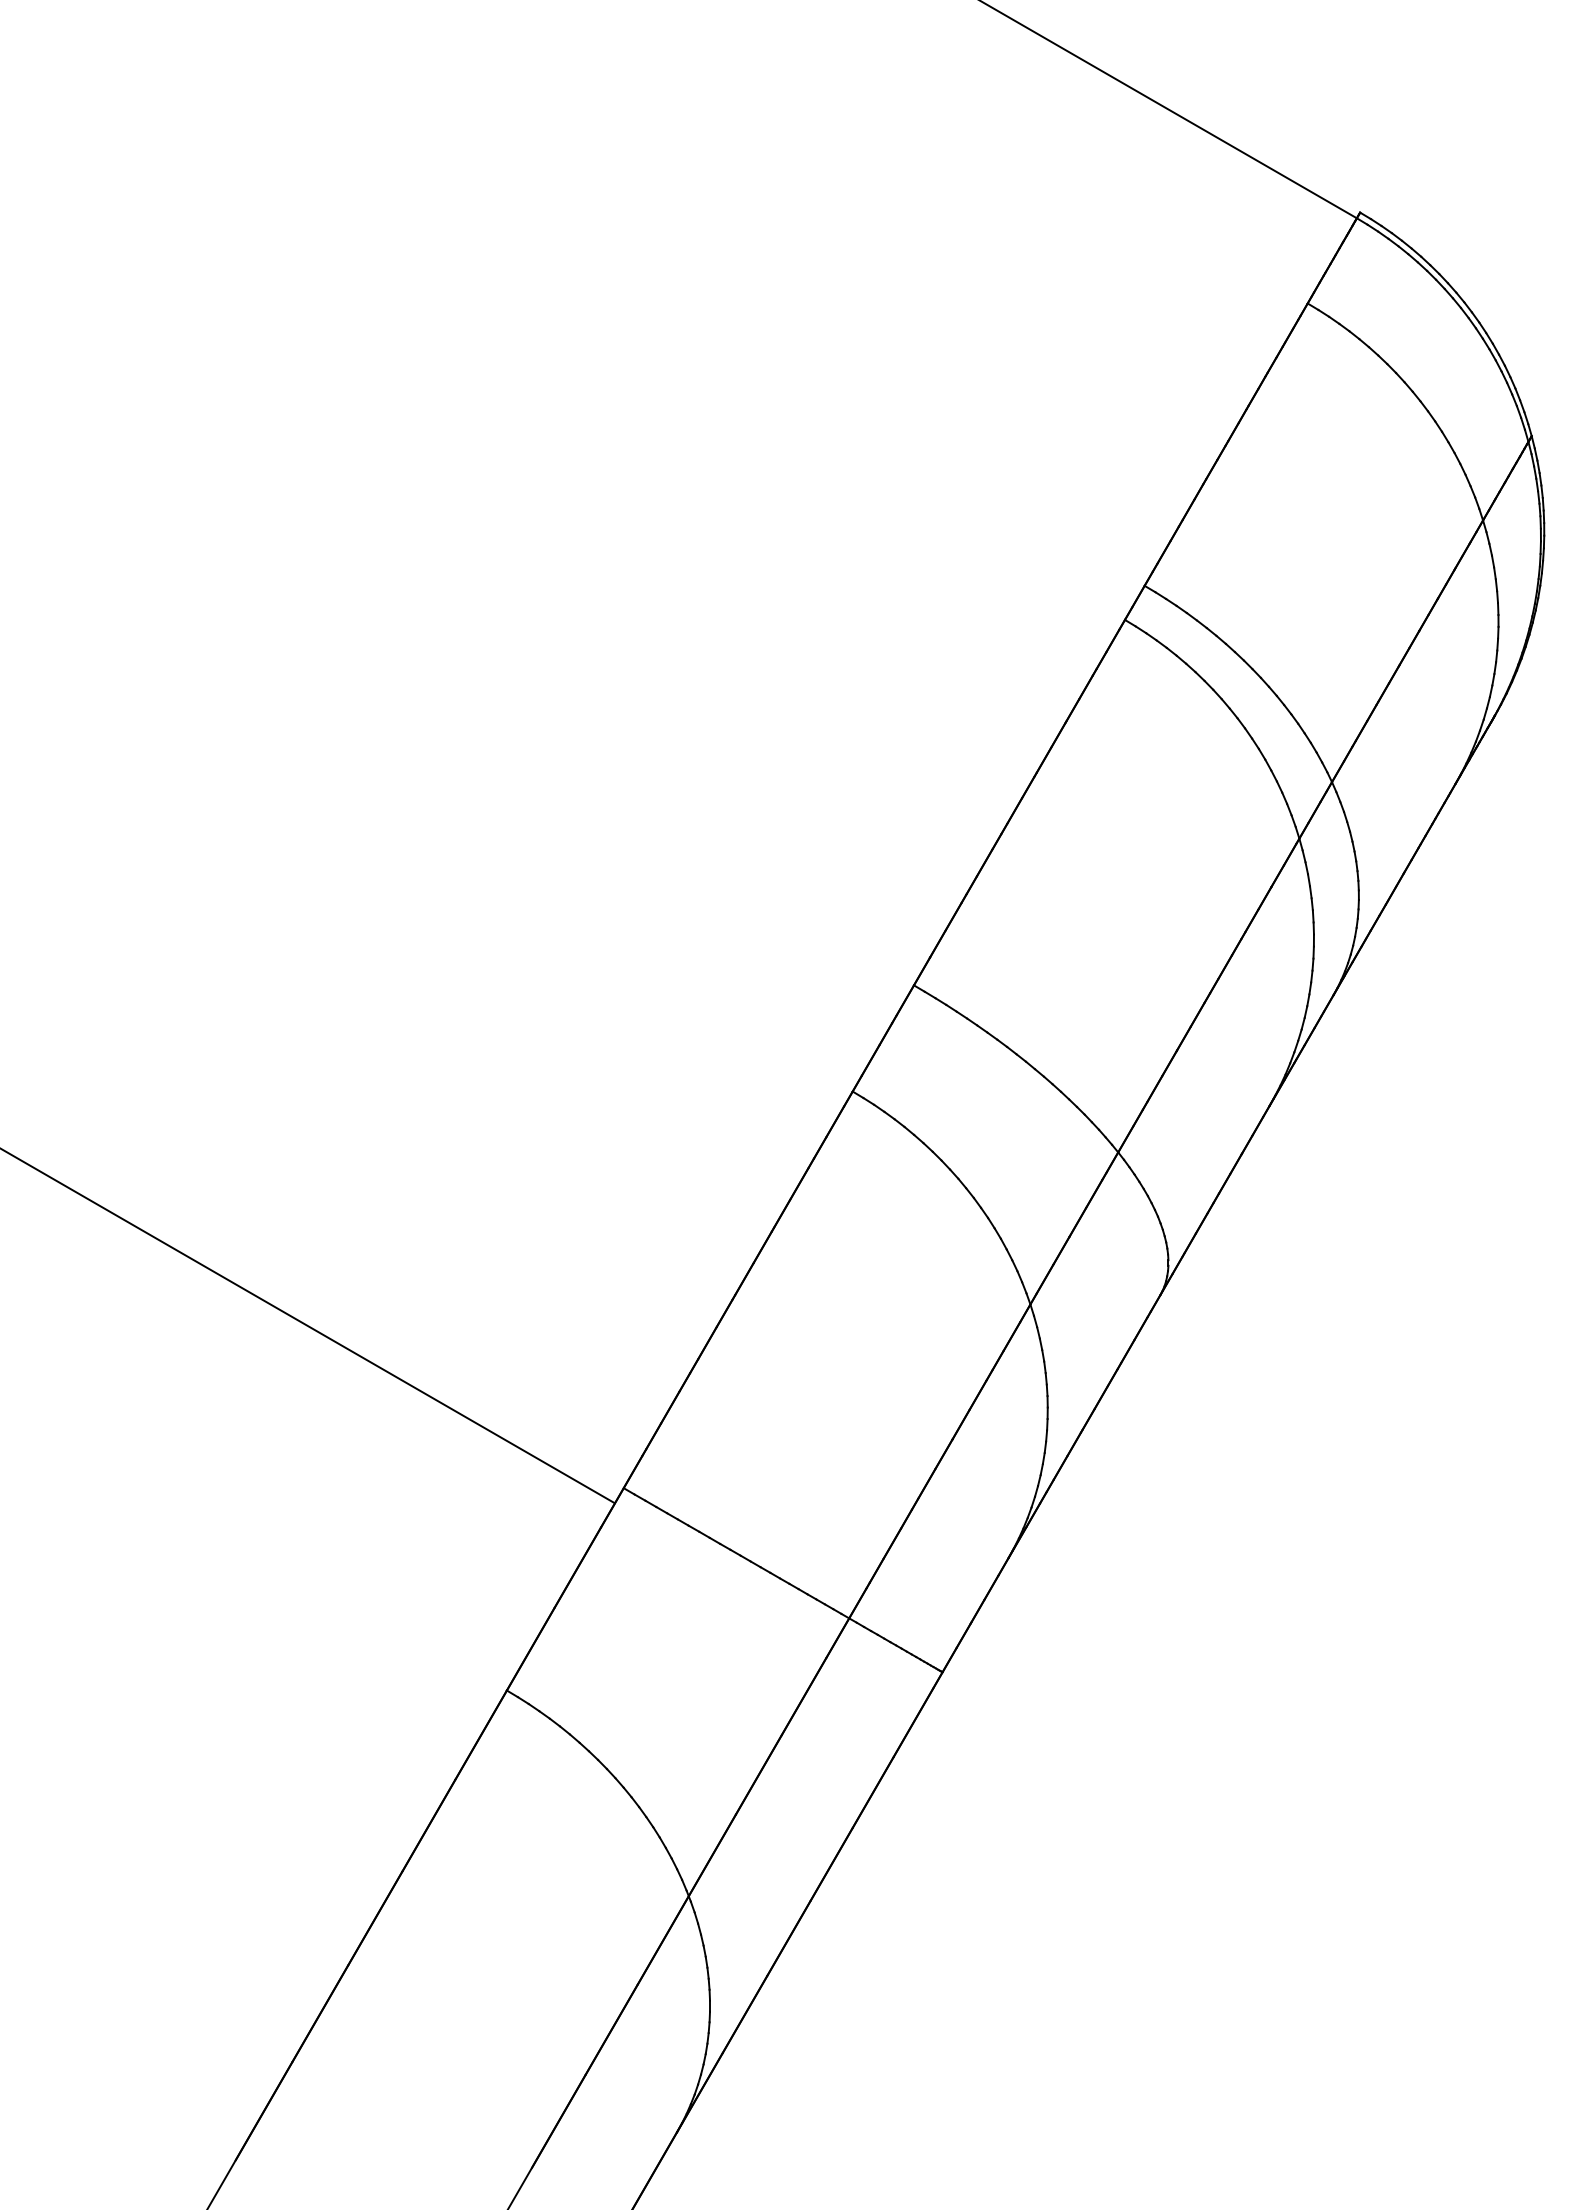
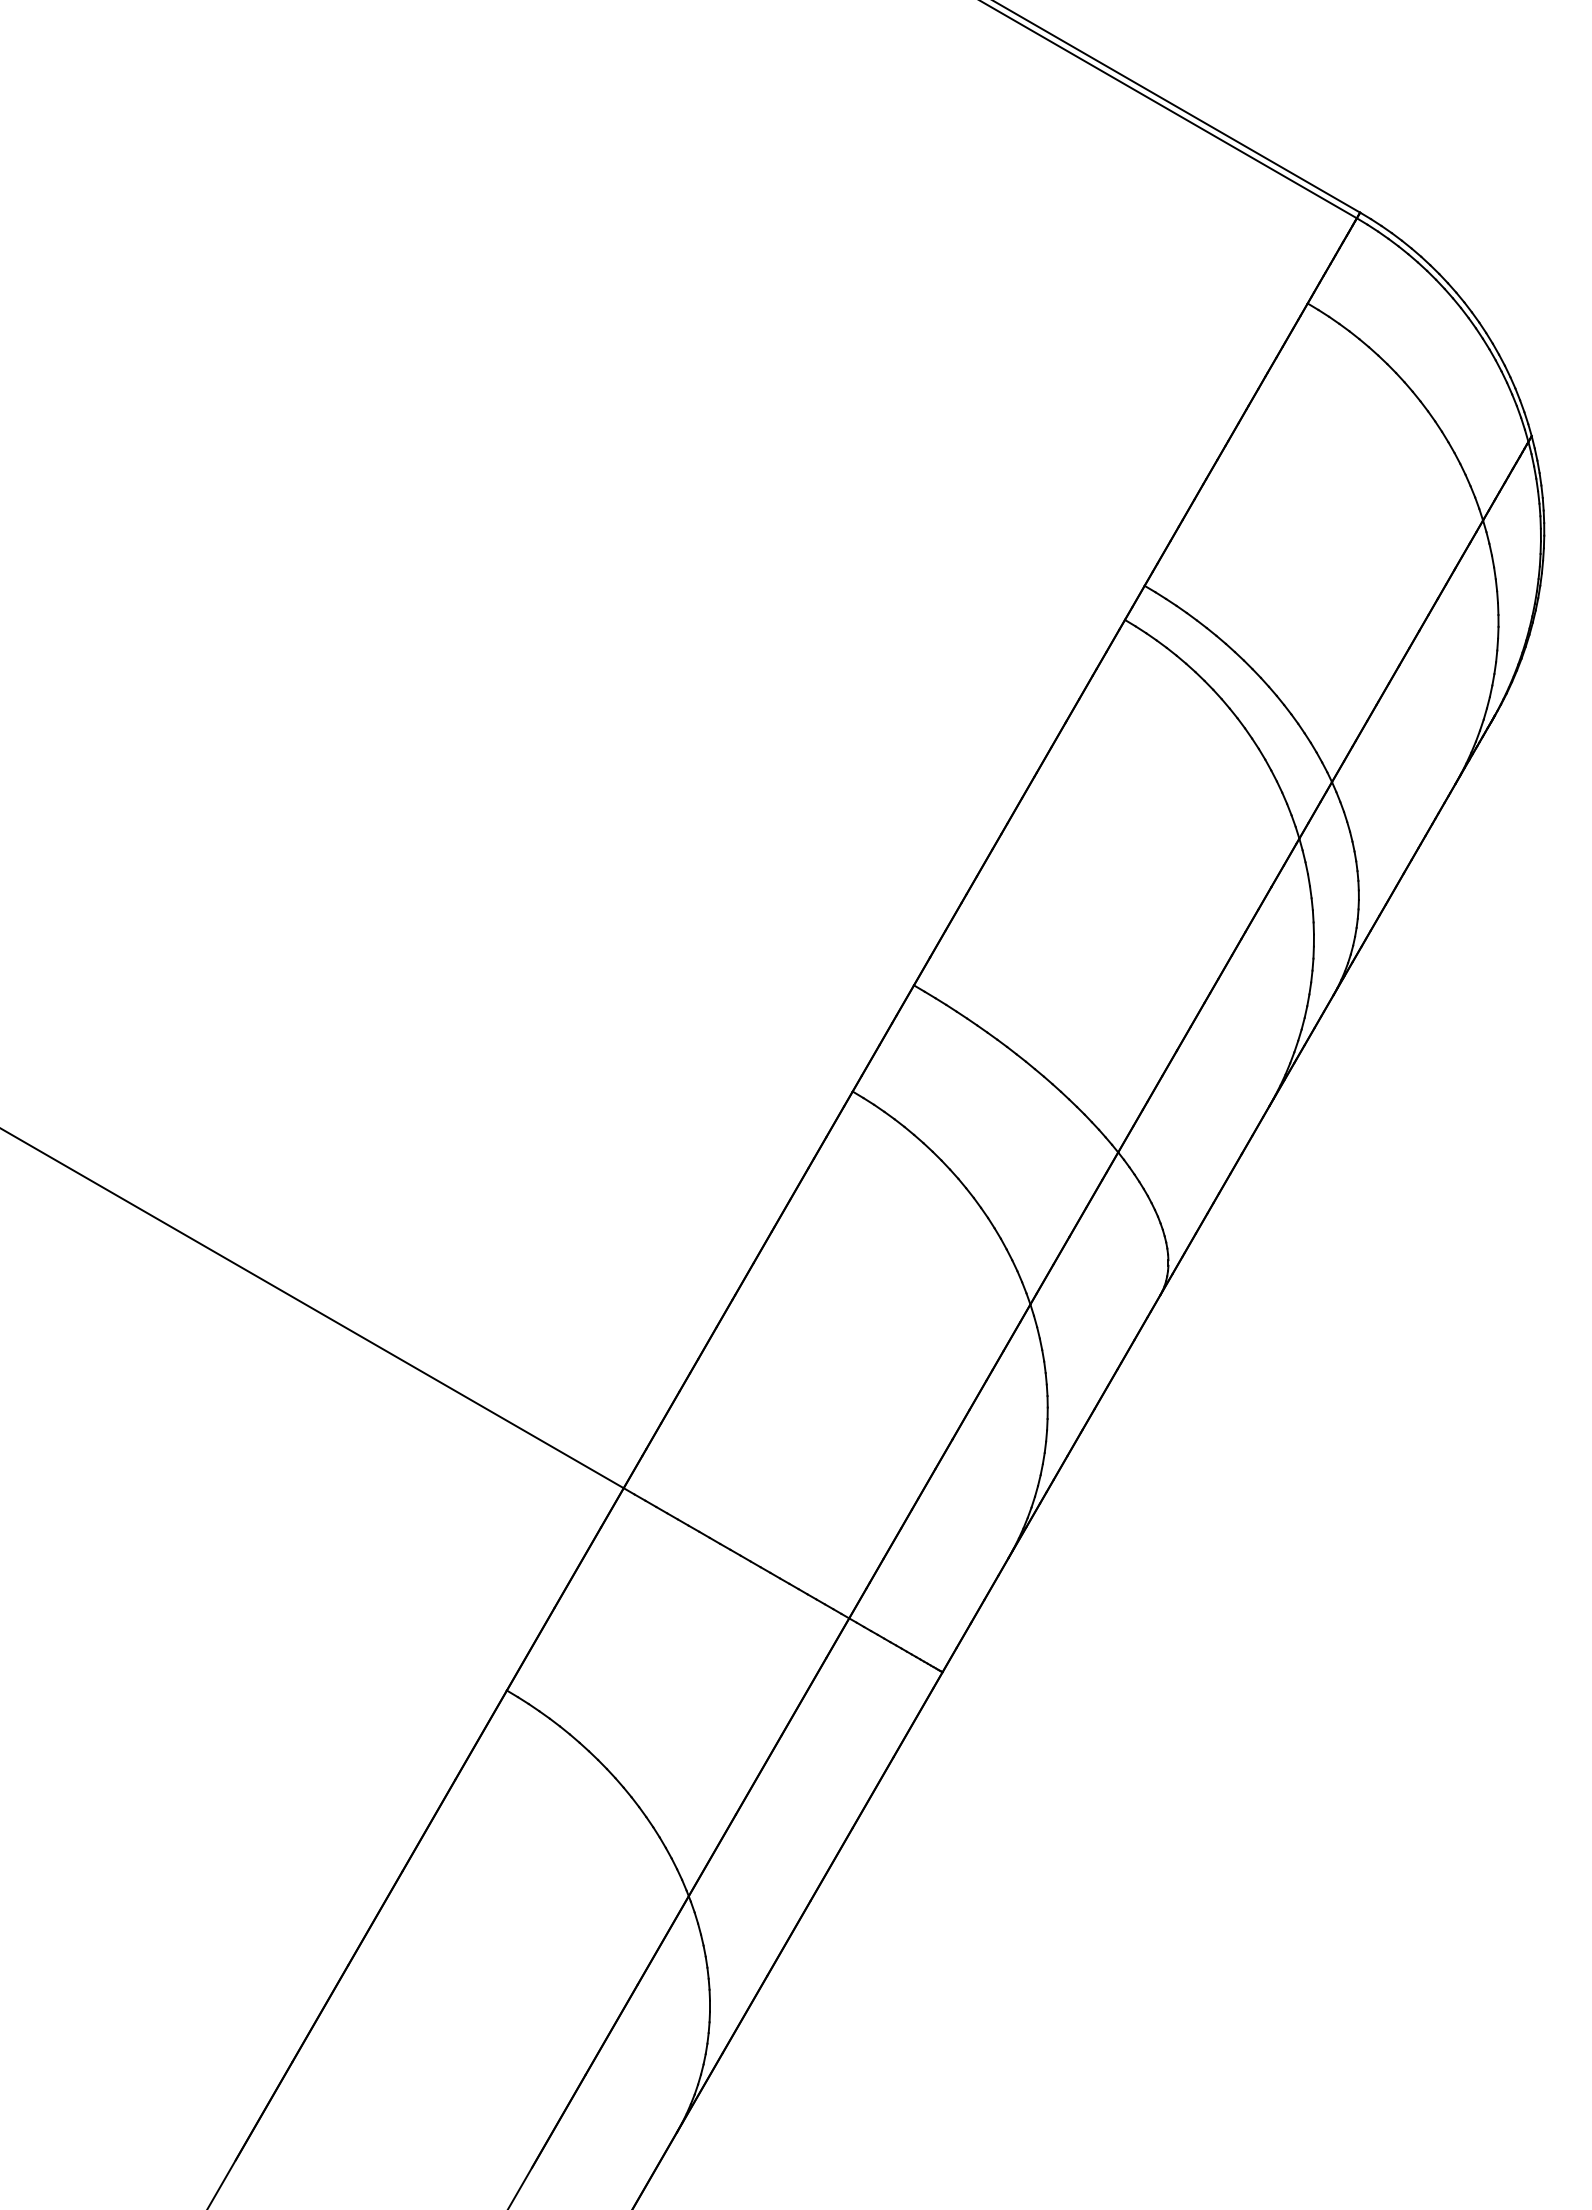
line: none -> present (1177, 107)
line position: (308, 1326) -> (312, 1308) (312, 1308)
